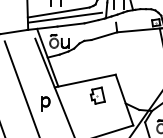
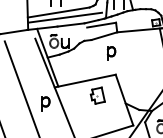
line: none -> present (101, 24)
part: none -> present (111, 53)
